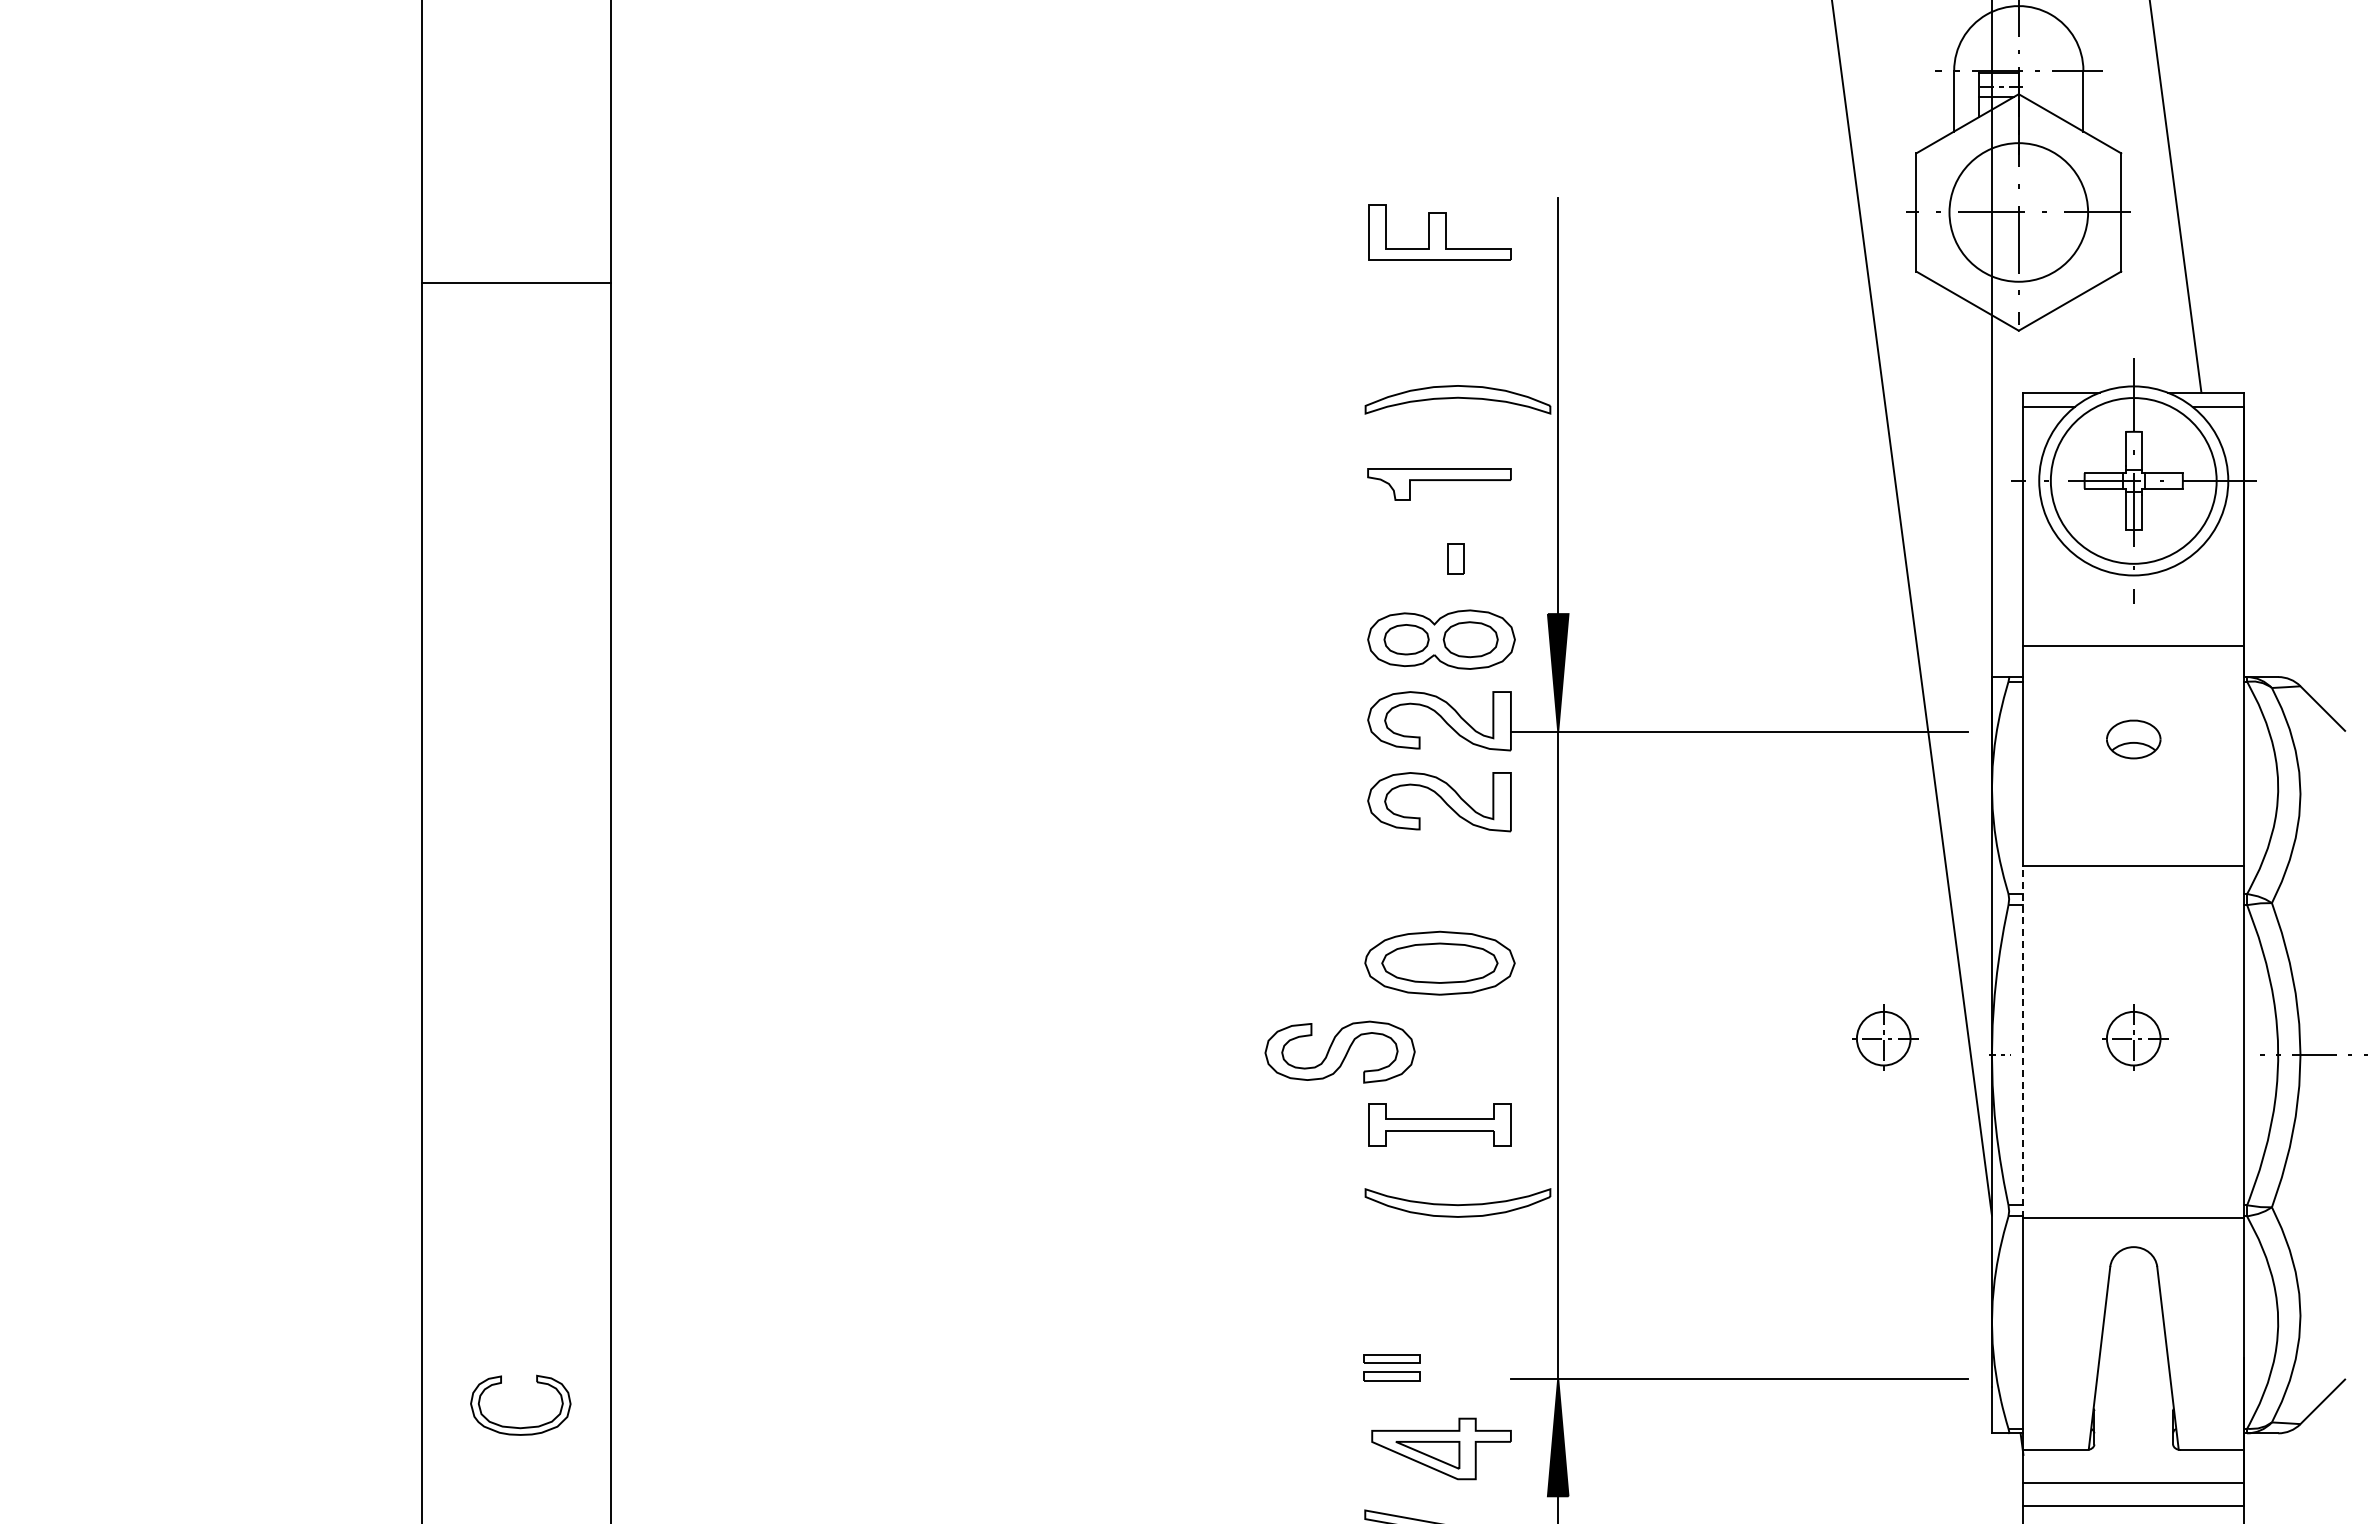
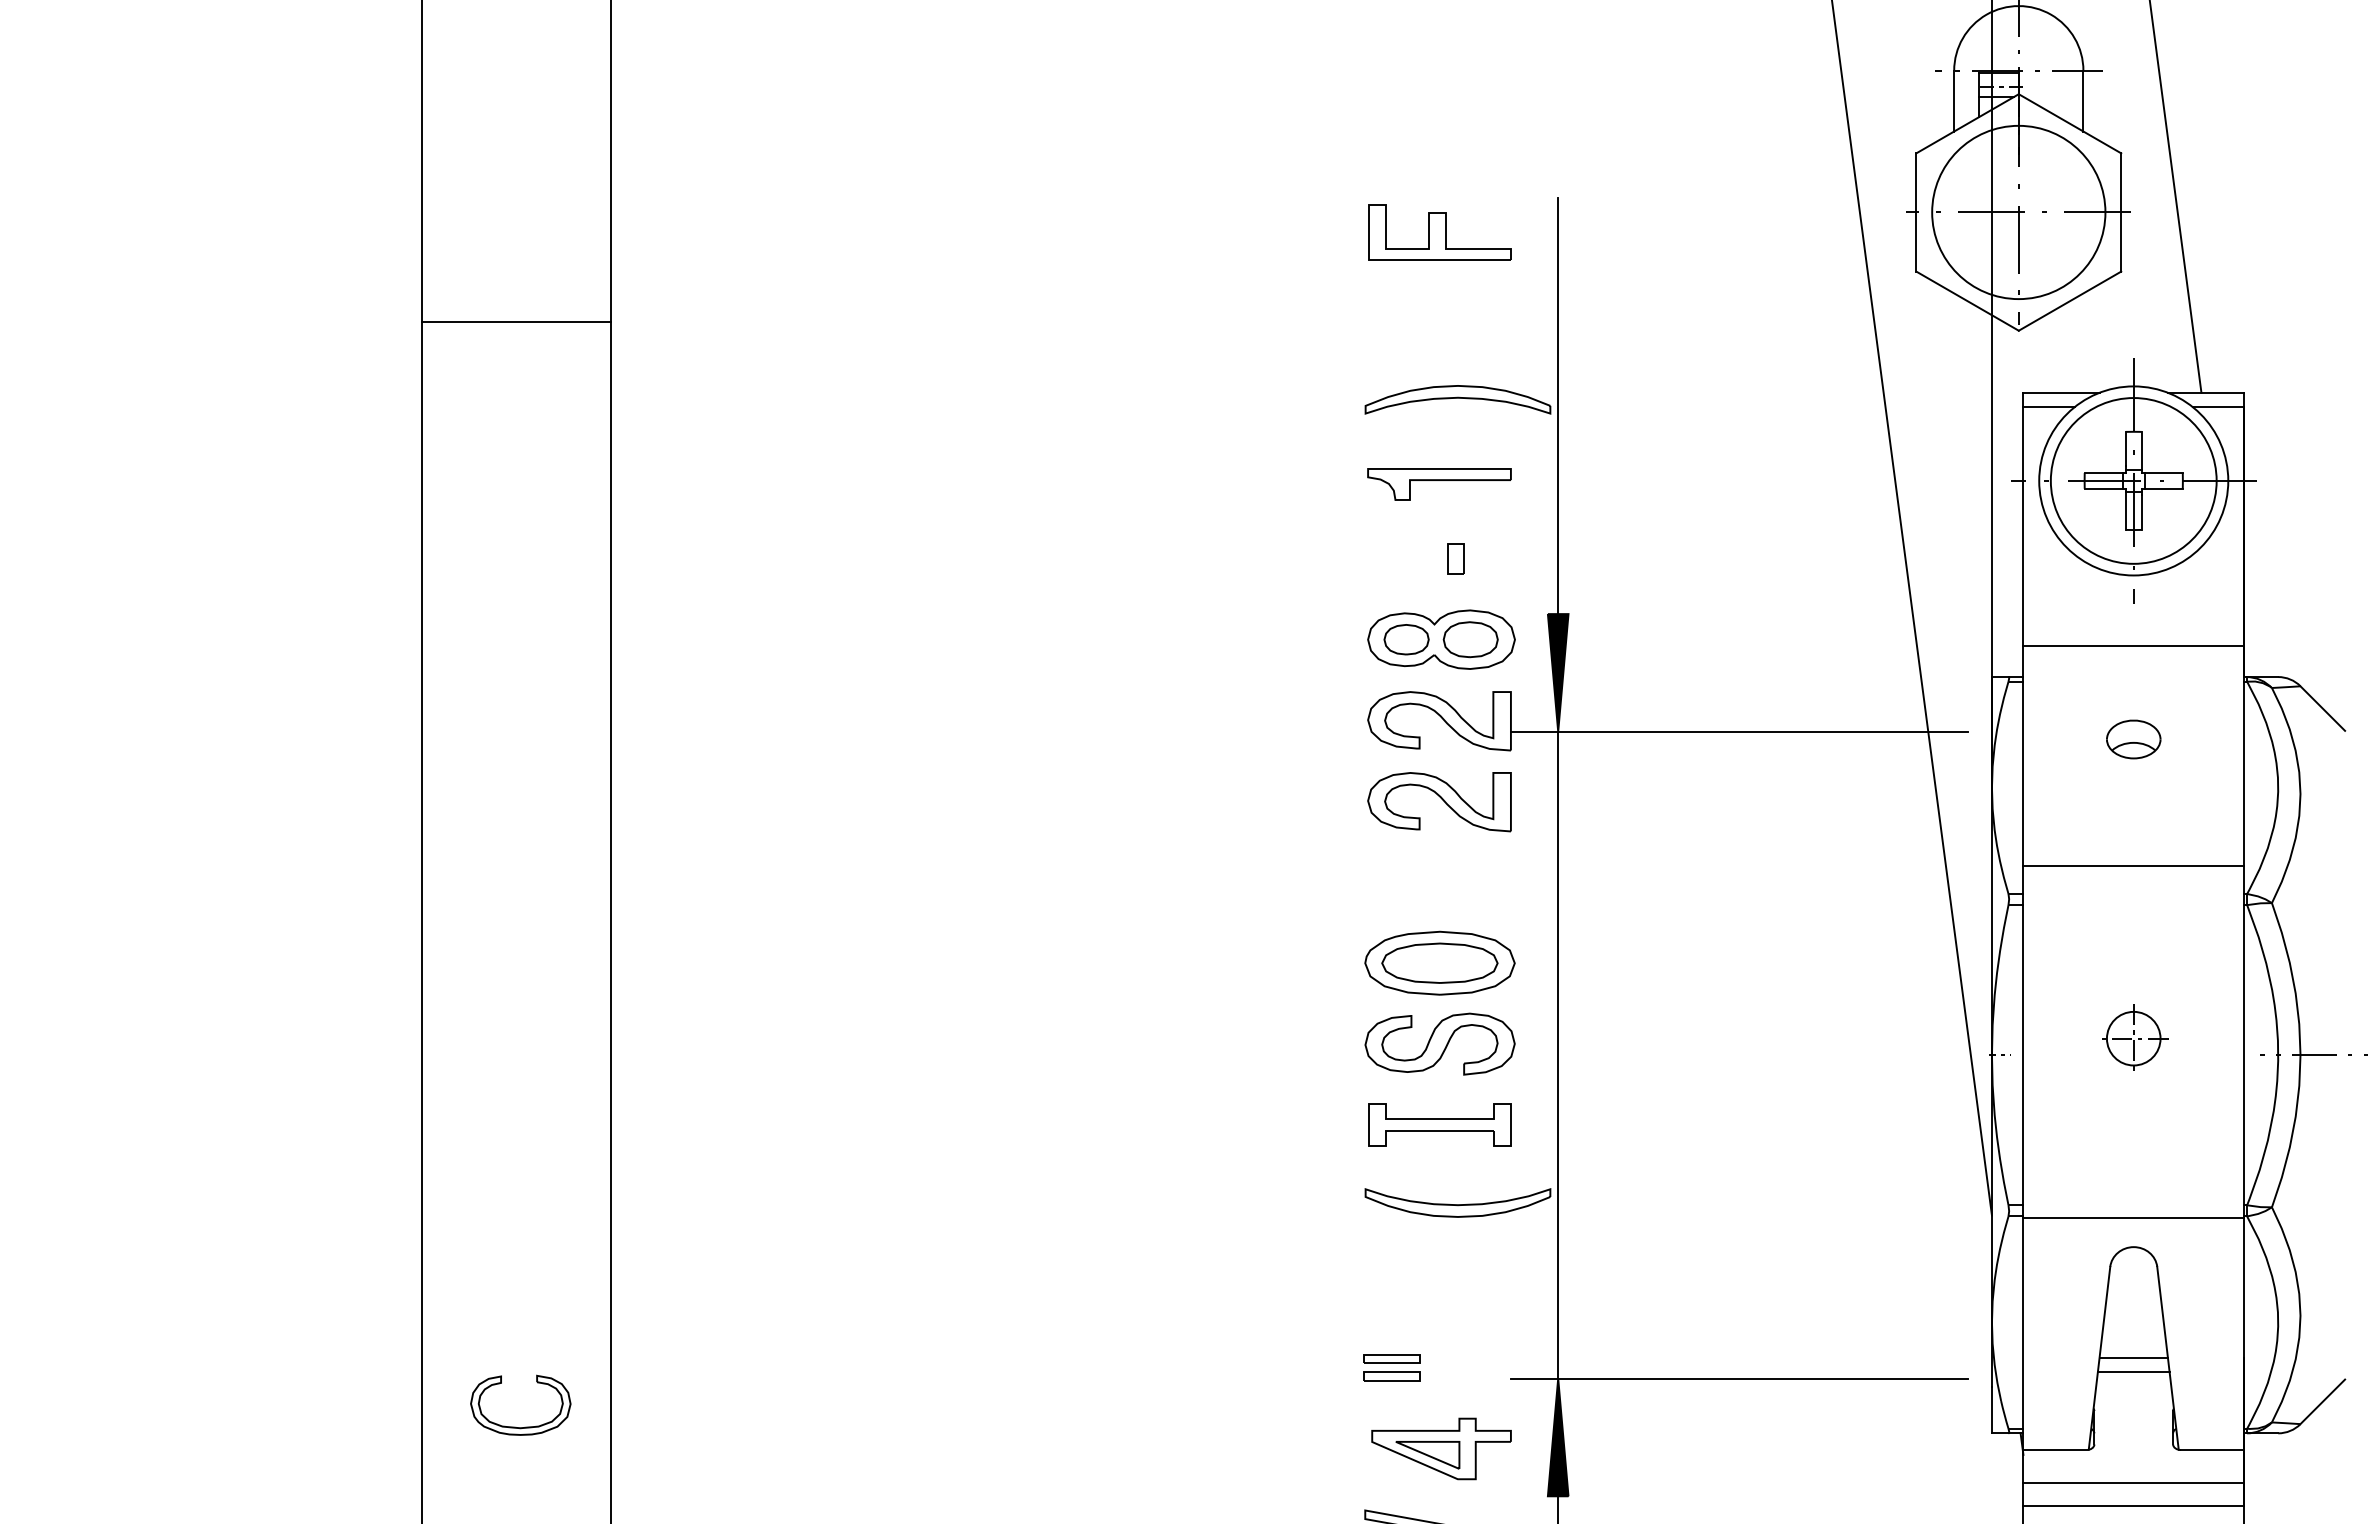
circle diameter: 139 px -> 173 px (2018, 212)
line position: (515, 282) -> (515, 321) (515, 321)
part: present -> none (1885, 1037)
line: dashed -> solid (2023, 1042)
part position: (1339, 1051) -> (1439, 1043) (1439, 1043)
line: none -> present (2133, 1358)
line: none -> present (2133, 1372)
